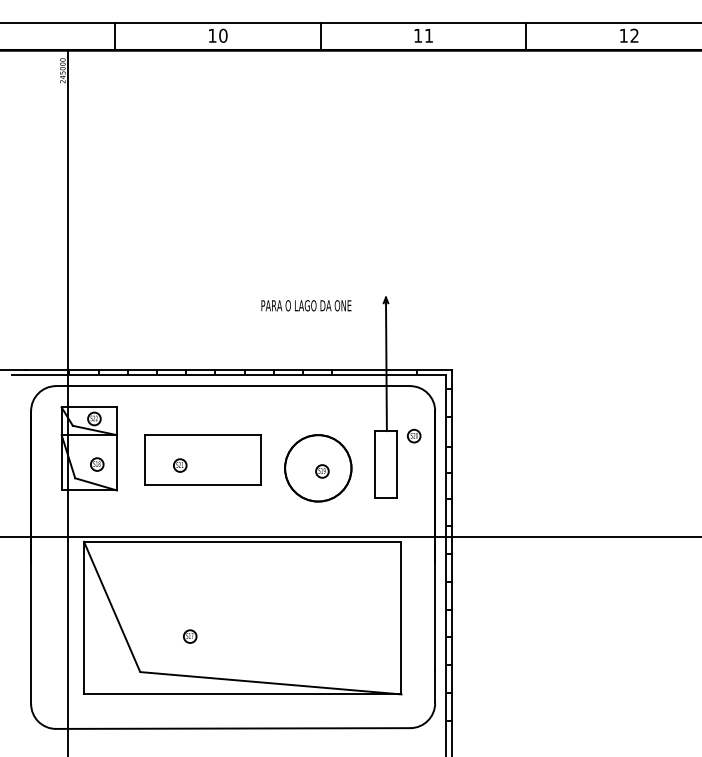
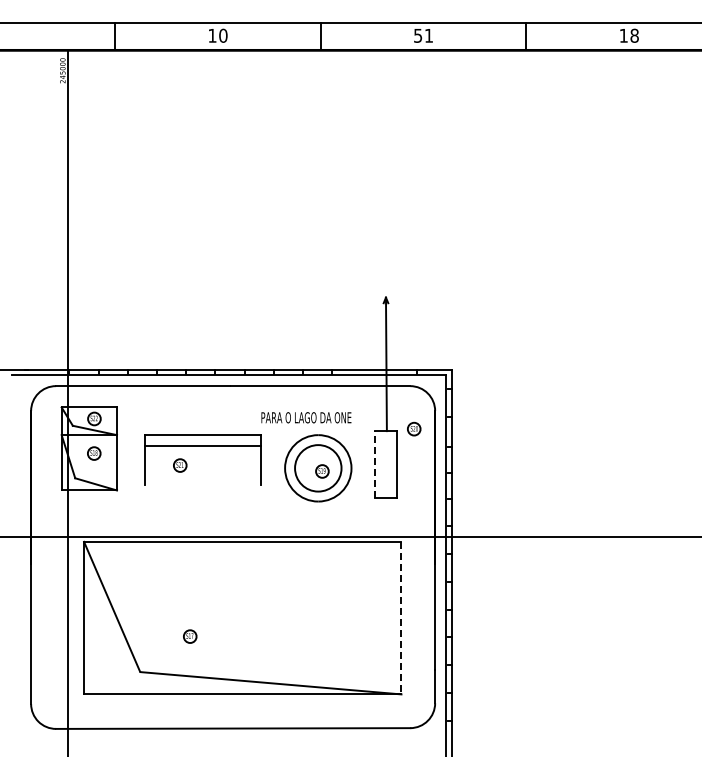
text: 11 -> 51 (418, 35)
text: 12 -> 18 (634, 35)
text position: (306, 305) -> (306, 417) (306, 417)
part position: (414, 435) -> (414, 428) (414, 428)
line: solid -> dashed (375, 463)
part position: (97, 464) -> (94, 453) (94, 453)
circle diameter: 66 px -> 46 px (318, 468)
line position: (202, 484) -> (202, 445) (202, 445)
line: solid -> dashed (400, 618)
